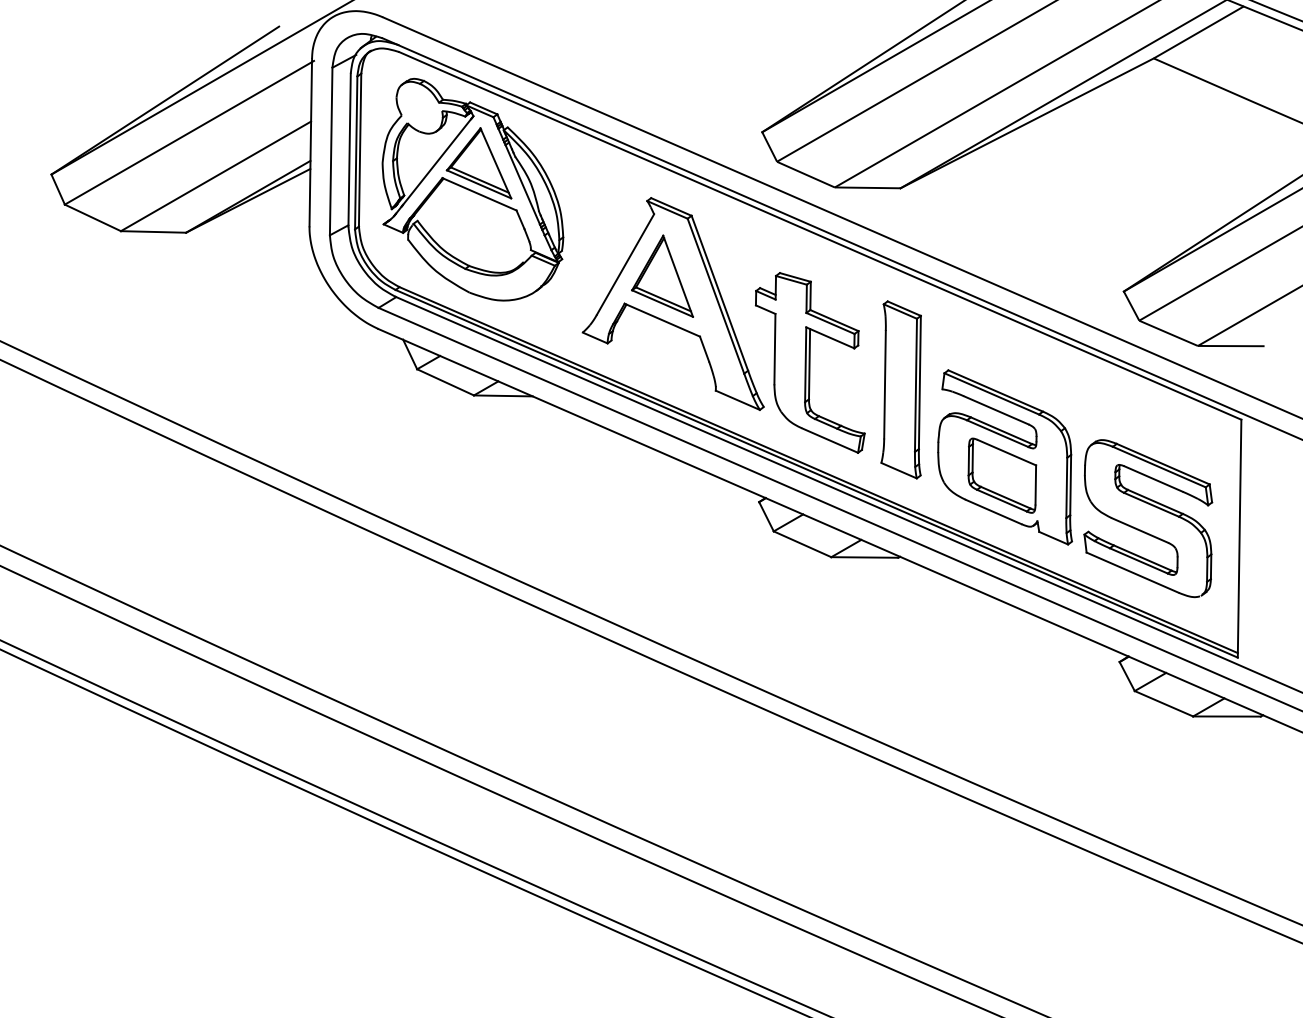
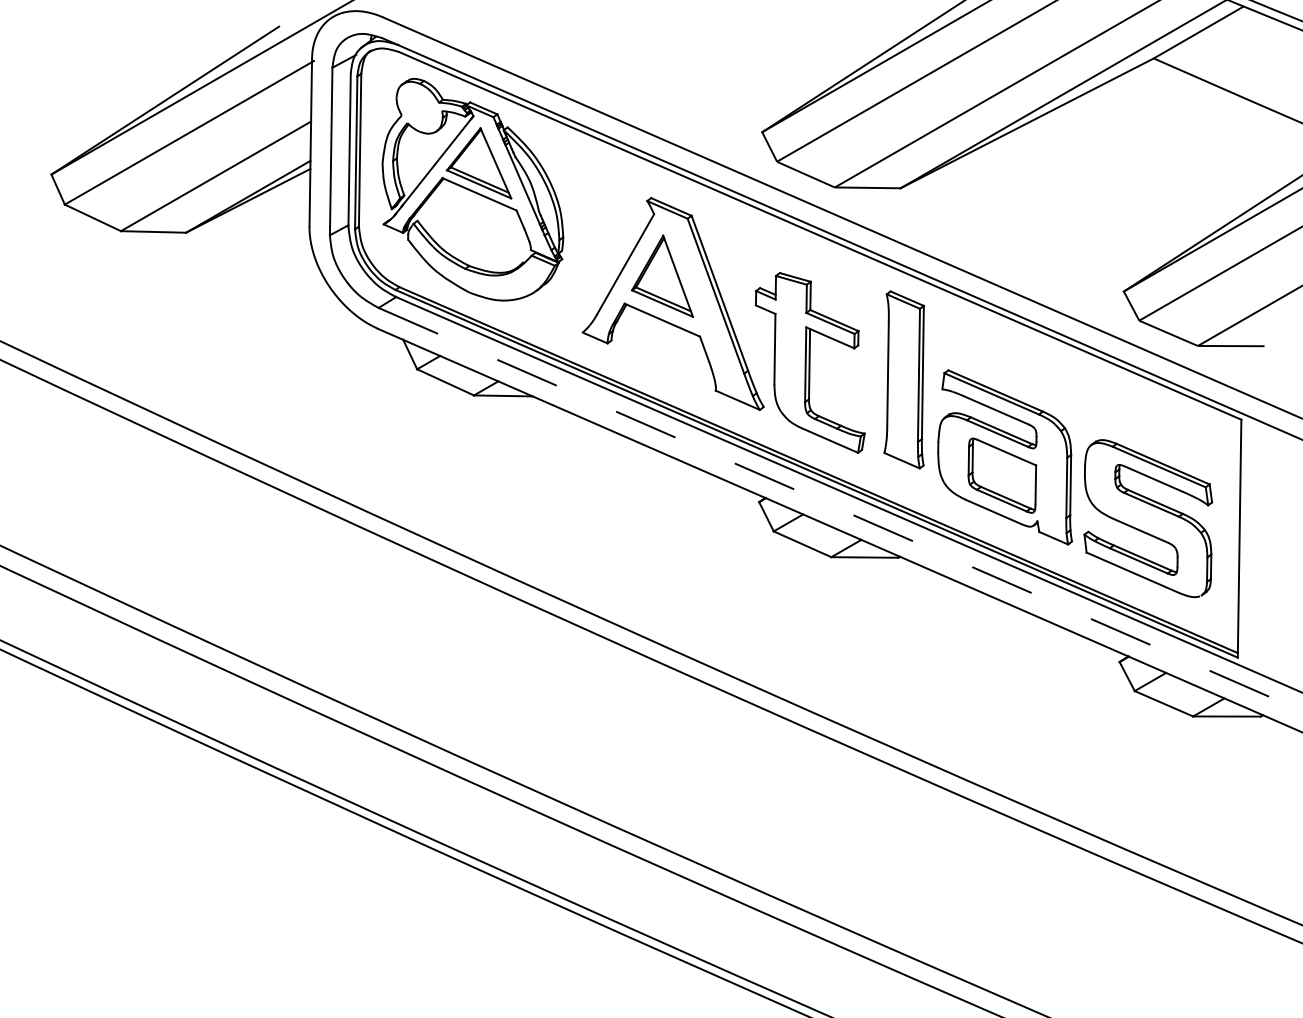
part position: (900, 389) -> (903, 379) (903, 379)
line: solid -> dashed (840, 509)
